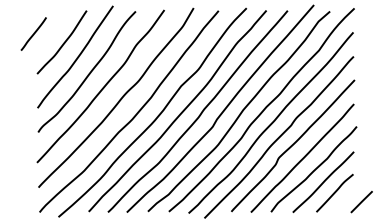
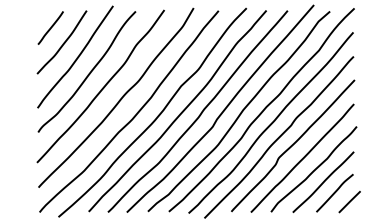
line position: (33, 33) -> (50, 27) (50, 27)
line position: (361, 202) -> (349, 202) (349, 202)
